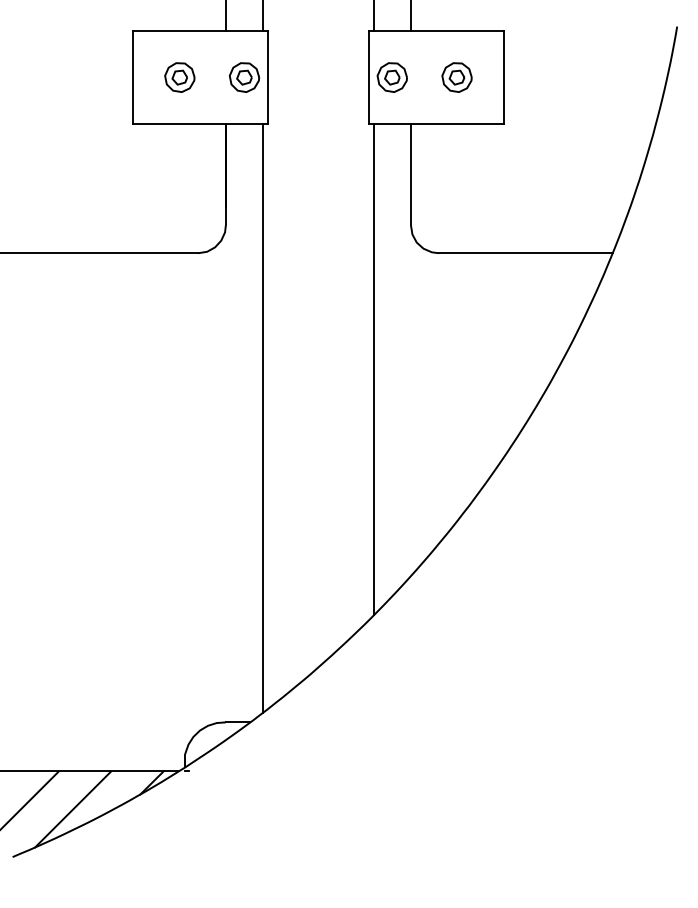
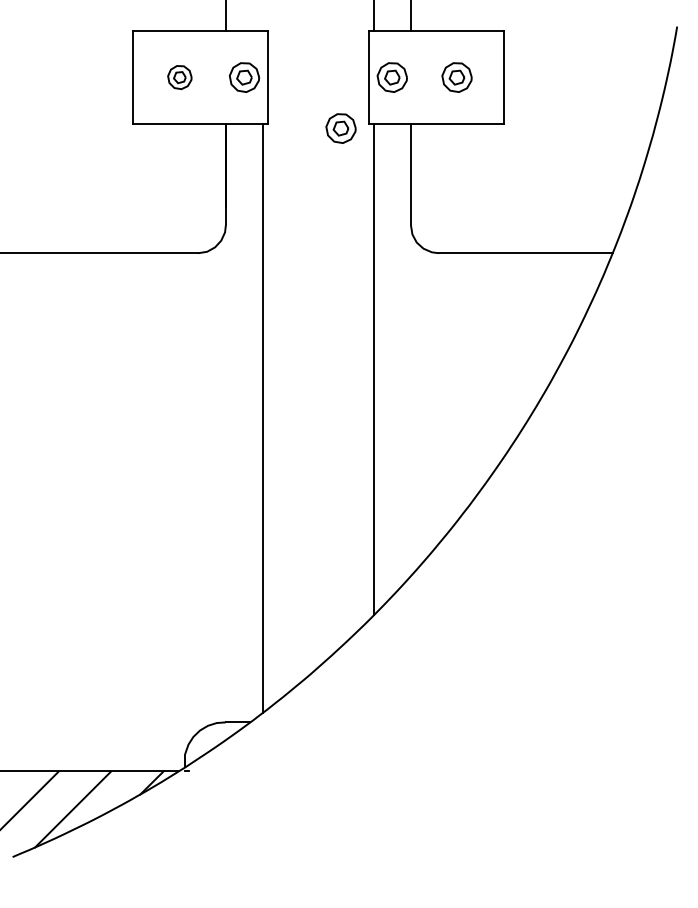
line: present -> none (262, 16)
part size: 32x31 px -> 26x26 px (179, 77)
part: none -> present (340, 128)
